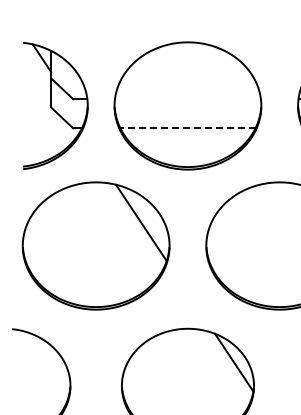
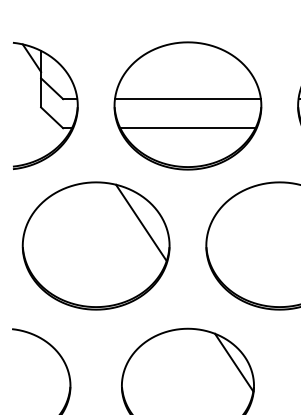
line: none -> present (187, 99)
part position: (55, 105) -> (45, 105) (45, 105)
line: dashed -> solid (187, 128)
